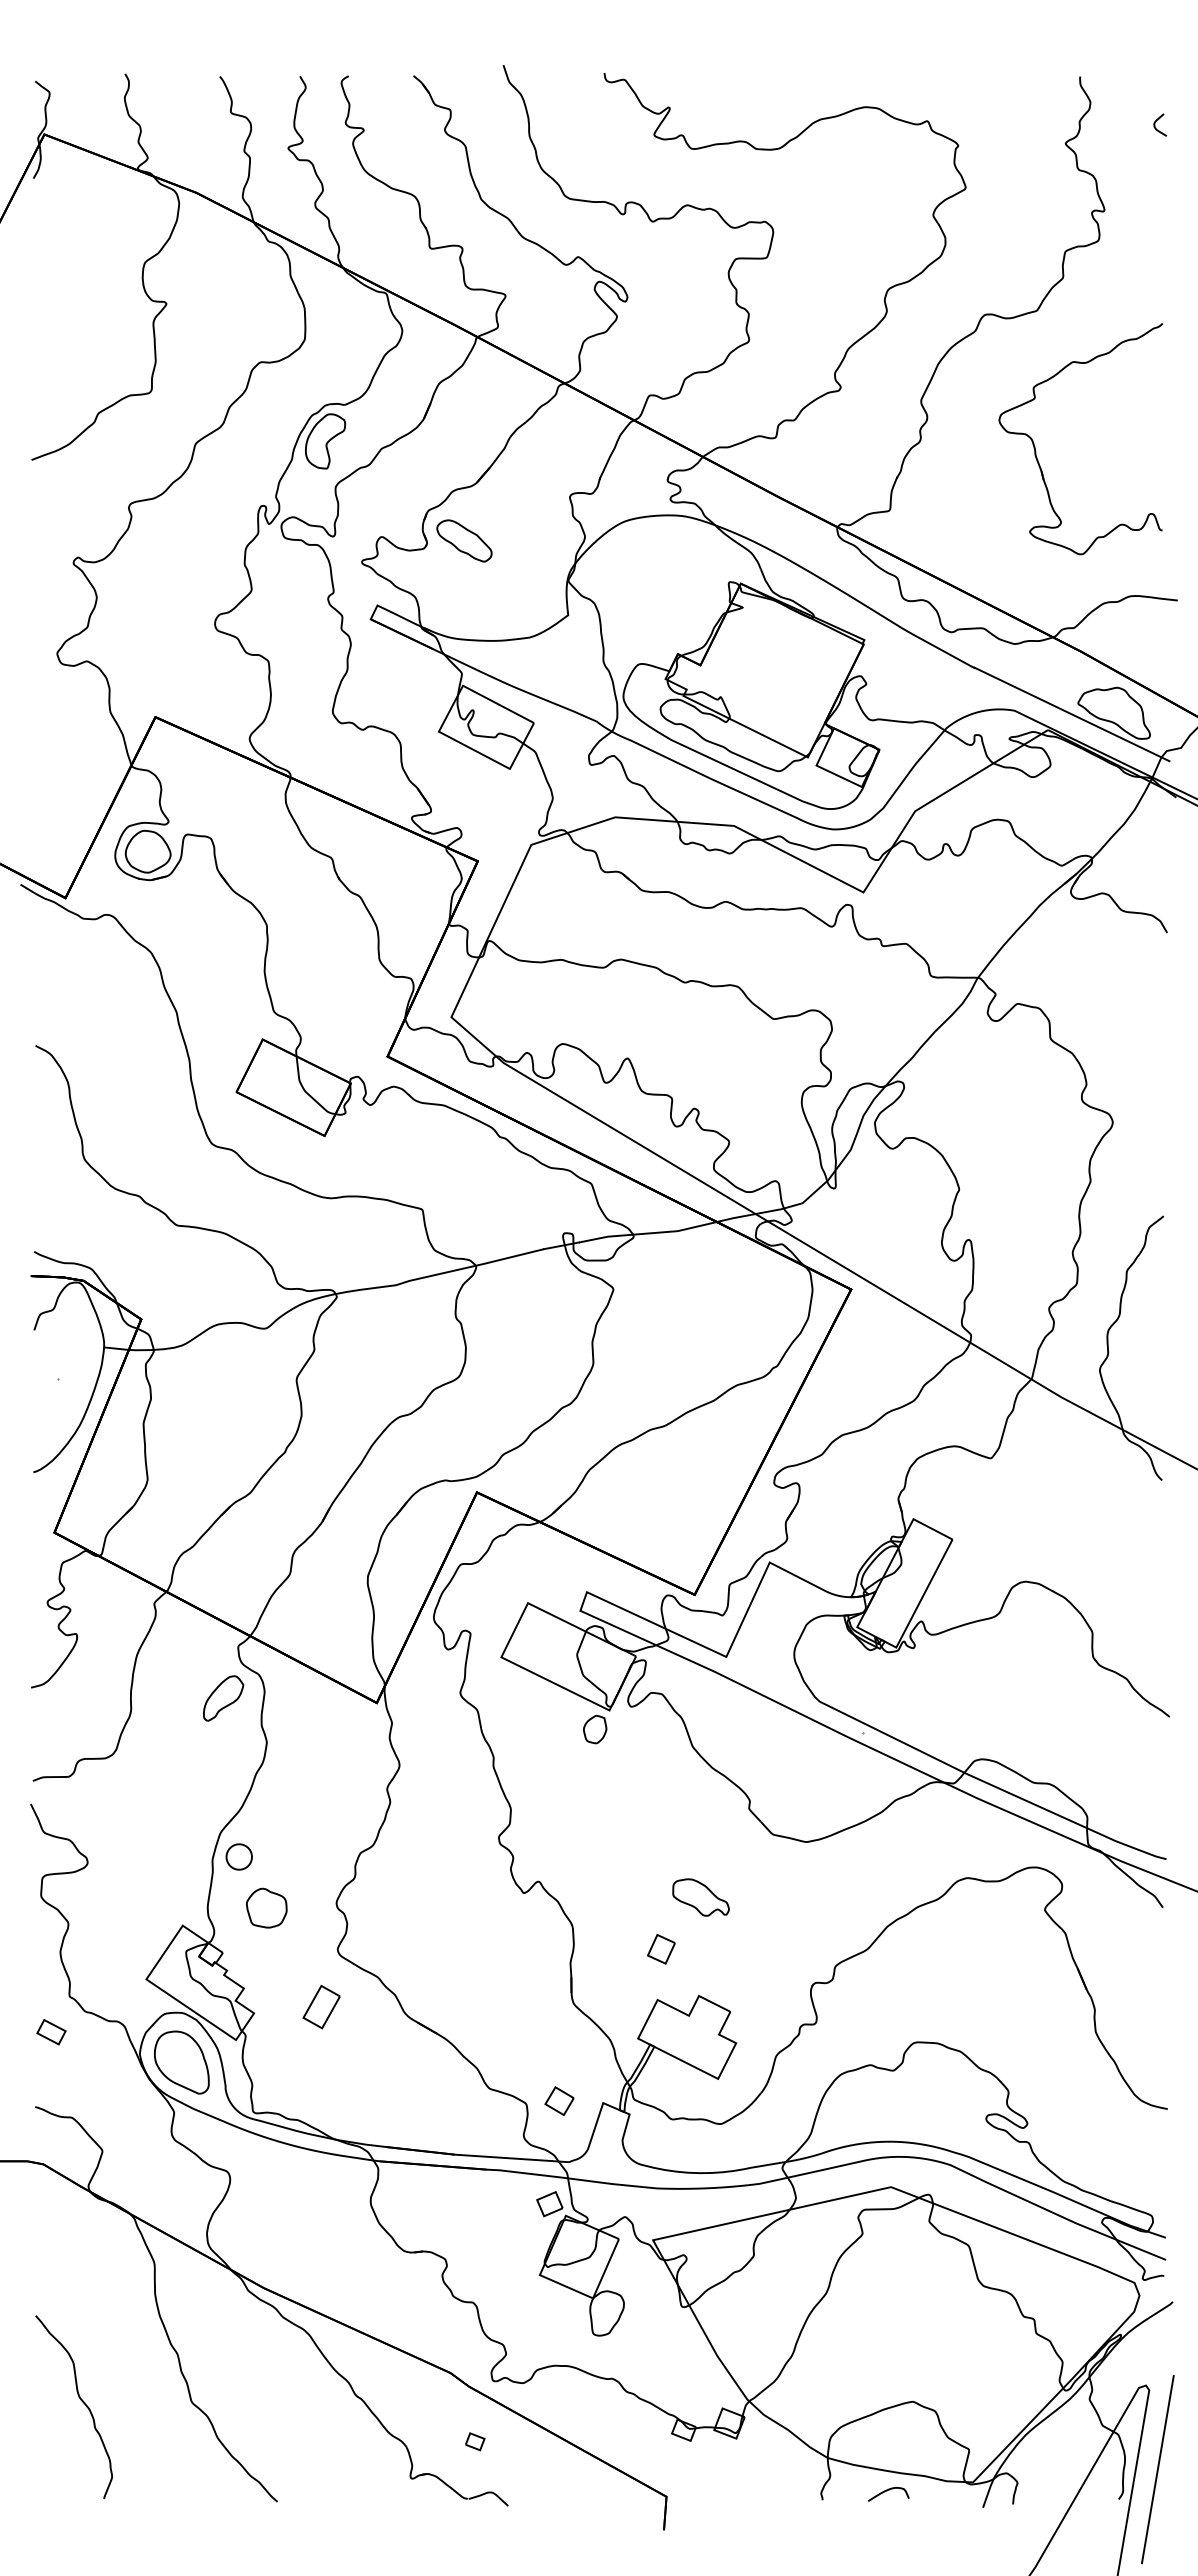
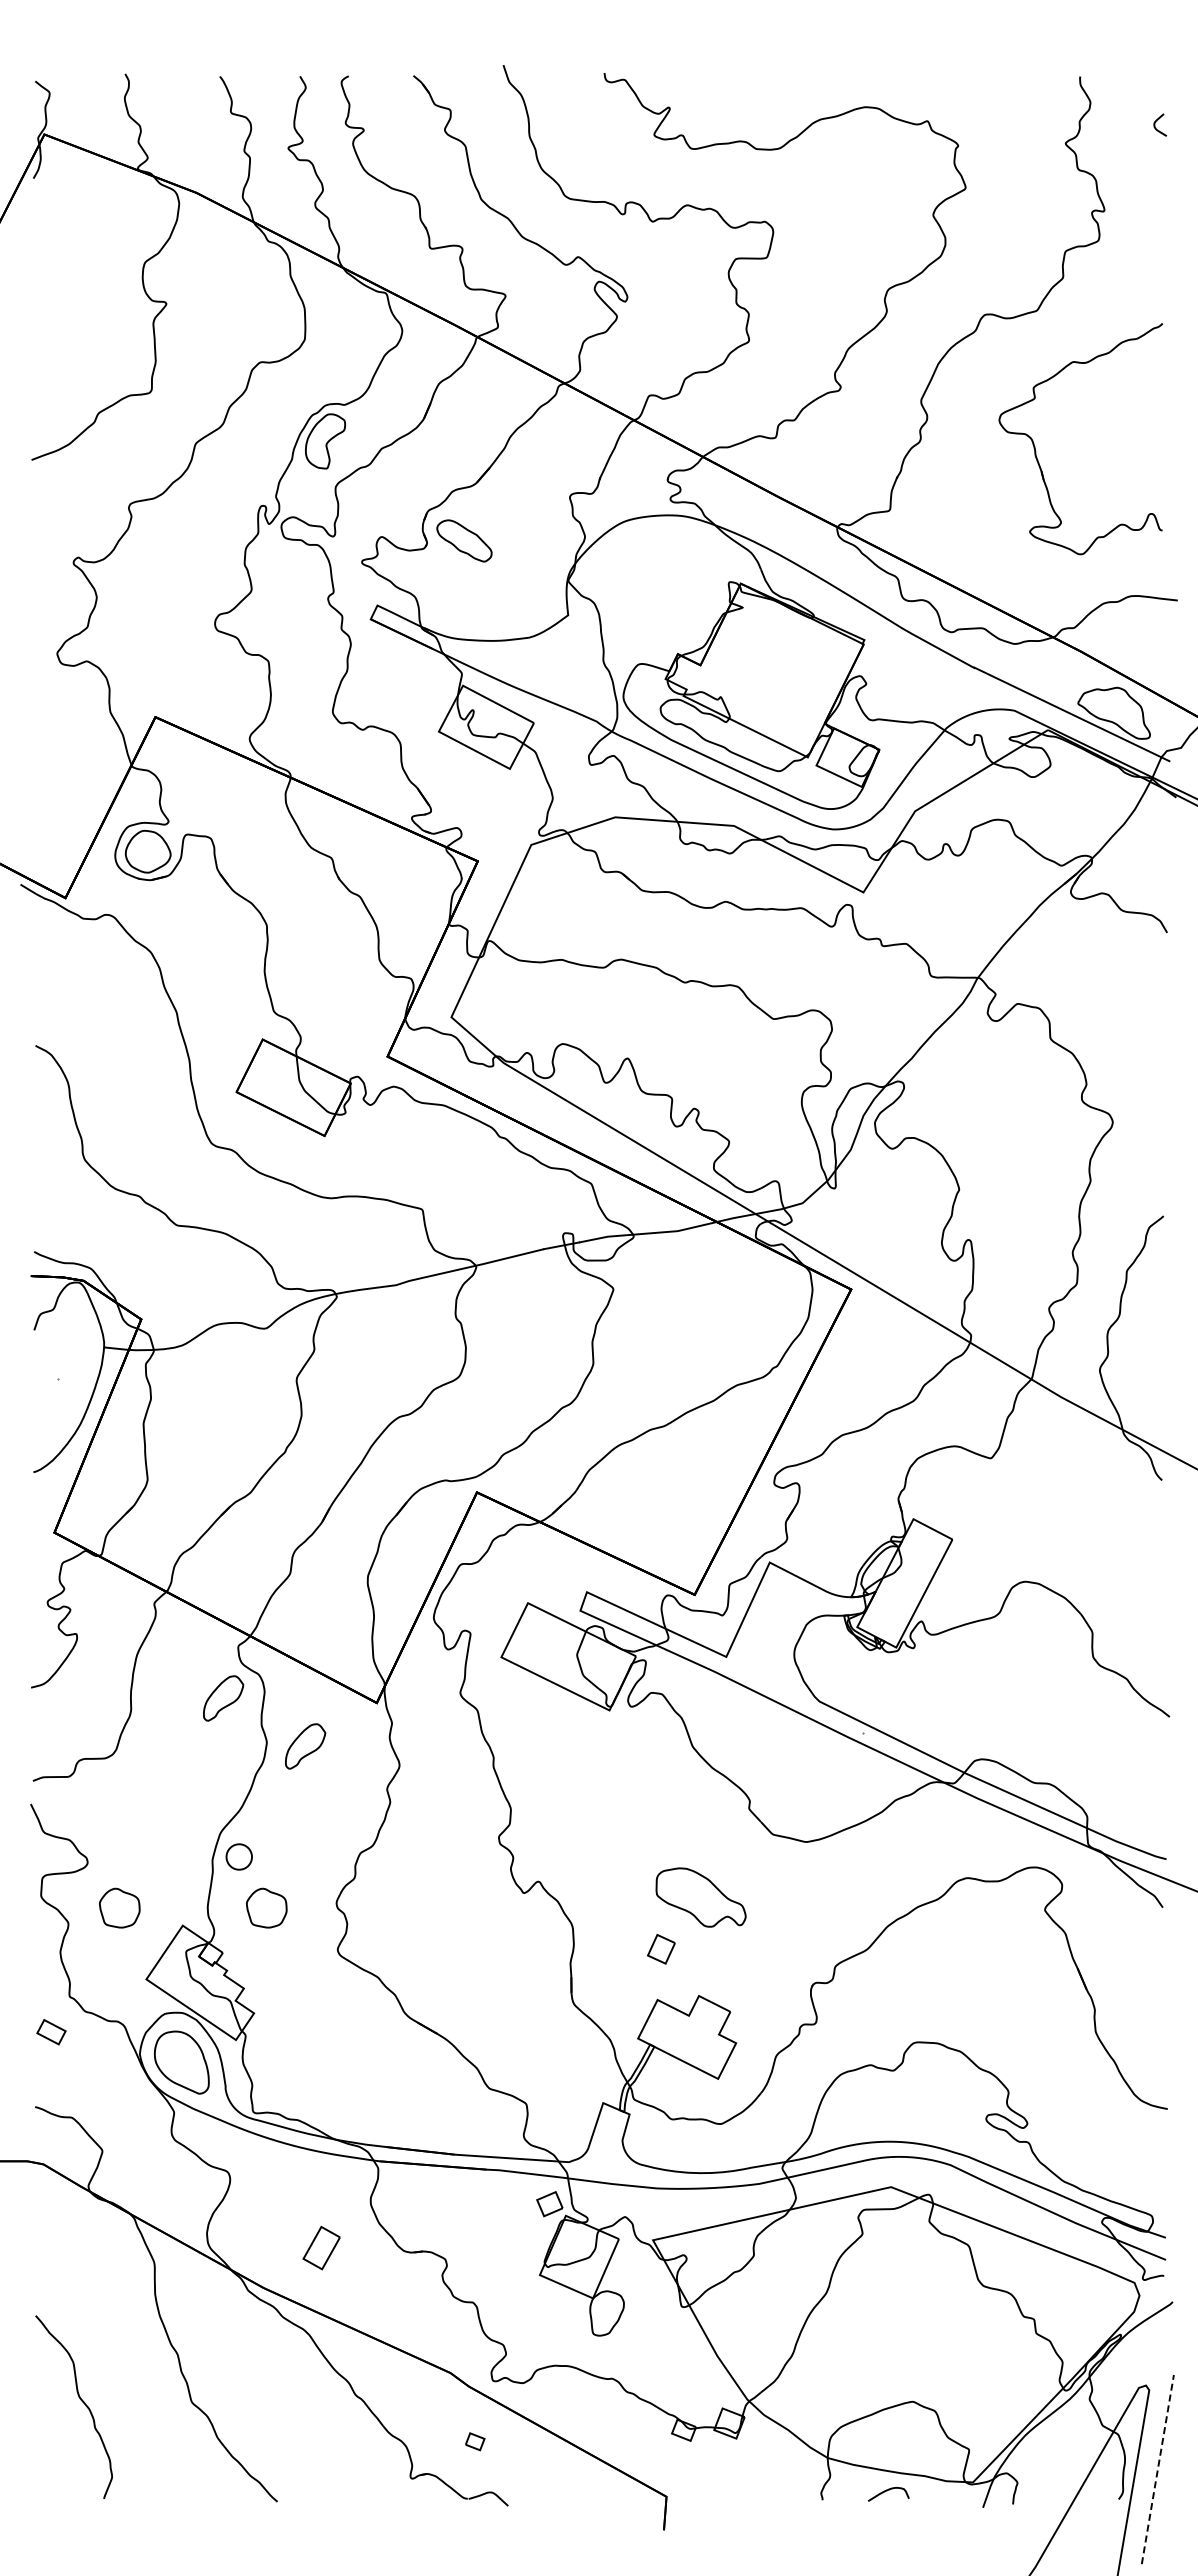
part: present -> none (595, 1729)
part: none -> present (305, 1746)
part size: 58x39 px -> 92x61 px (700, 1897)
part: none -> present (119, 1907)
part position: (321, 2006) -> (321, 2247) (321, 2247)
part: present -> none (559, 2100)
line: solid -> dashed (1157, 2469)
